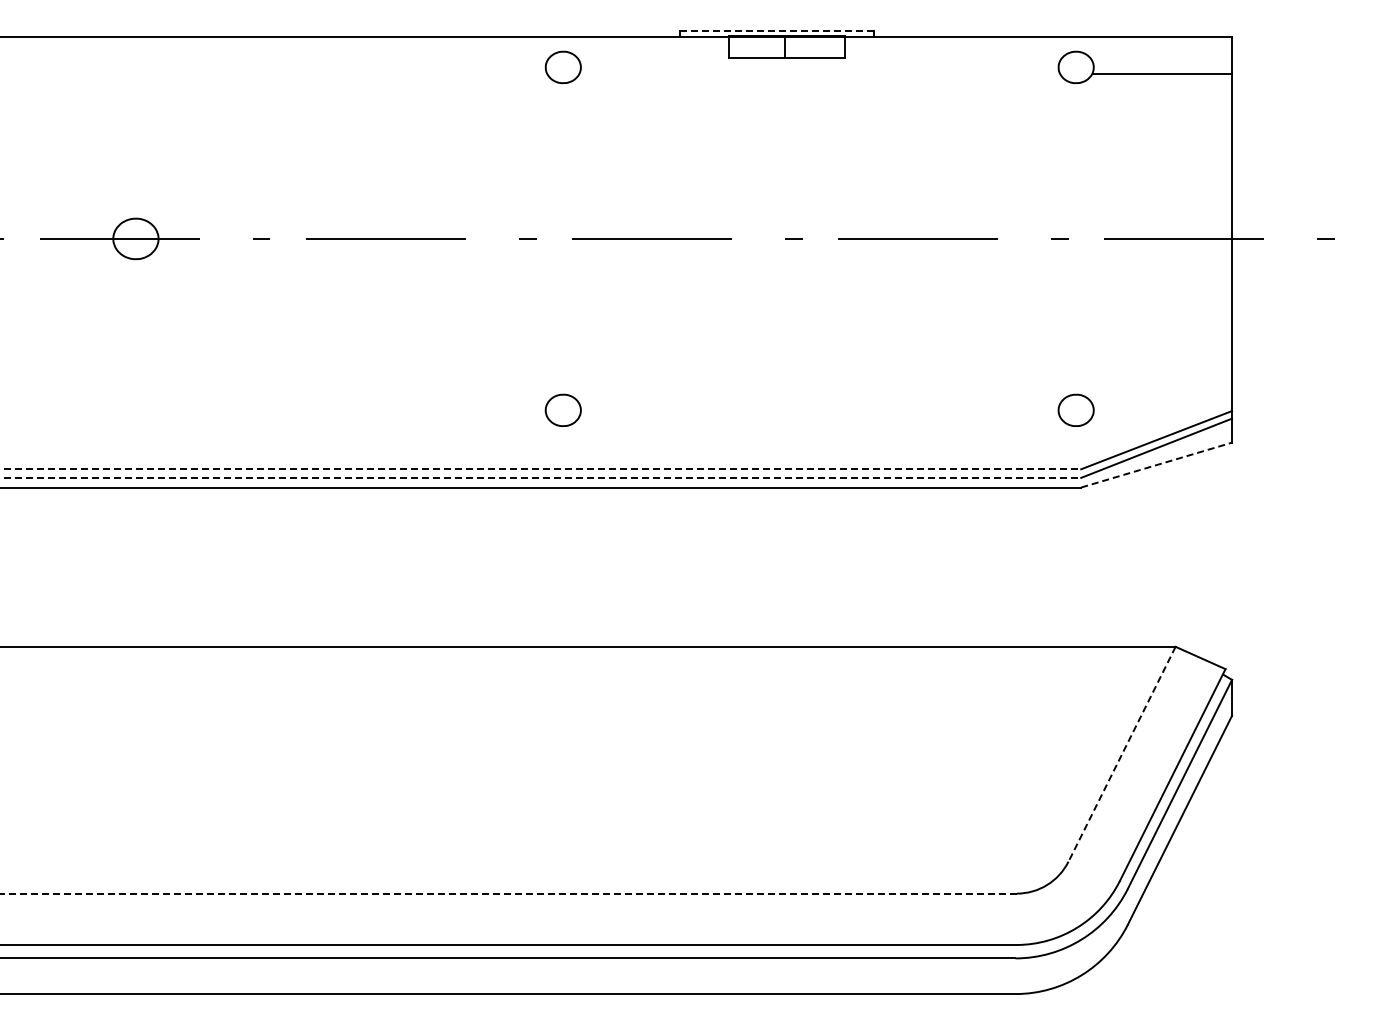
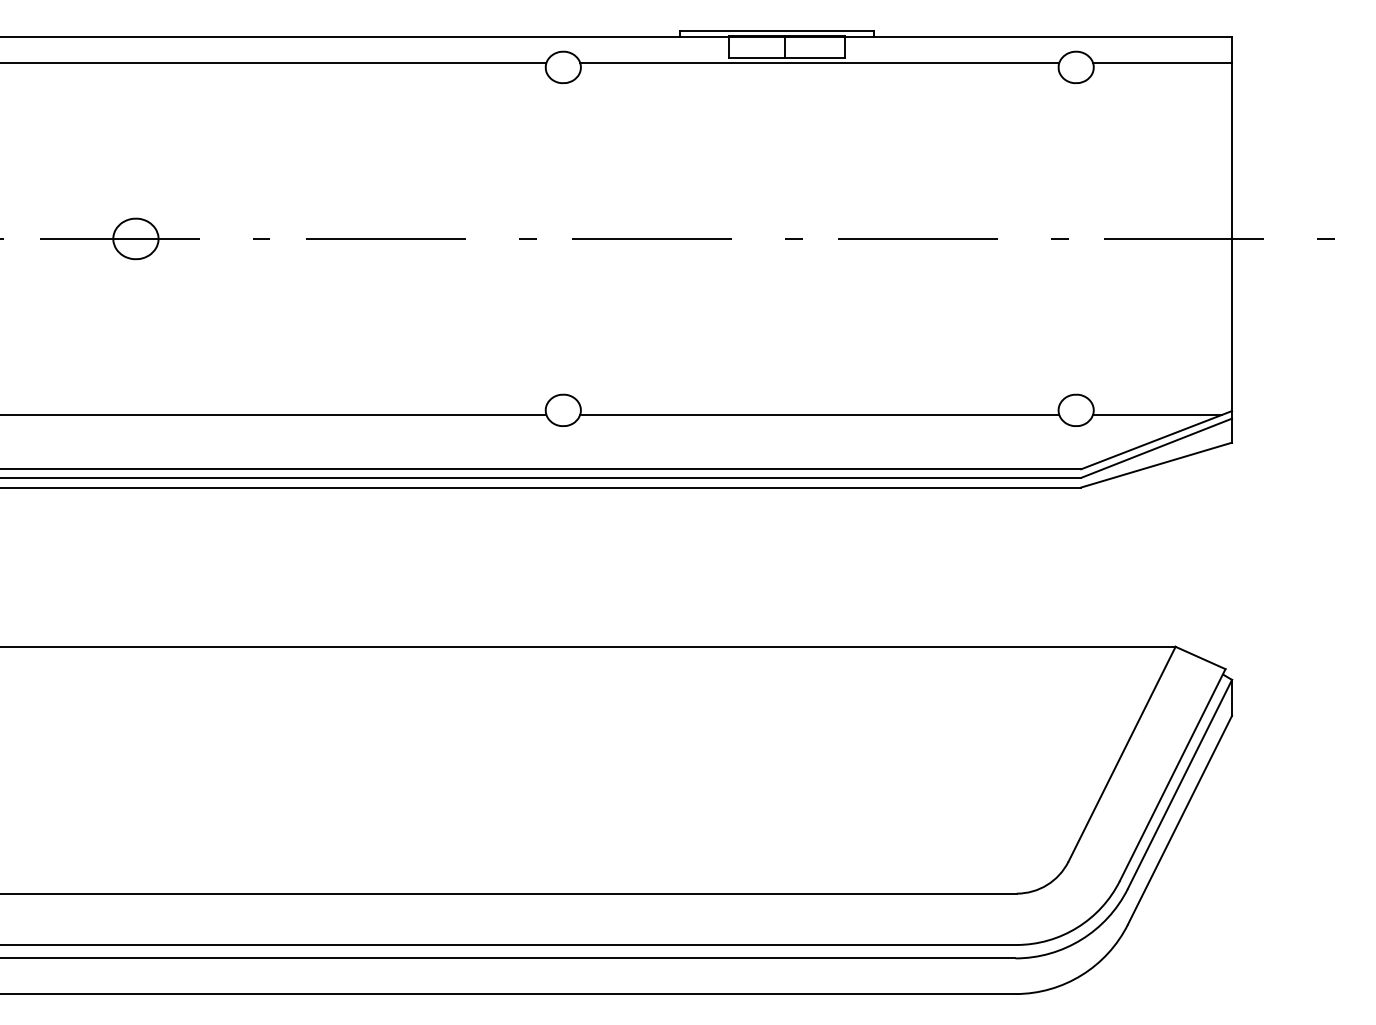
line: dashed -> solid (777, 30)
line: none -> present (274, 62)
line: none -> present (819, 62)
line position: (1162, 73) -> (1162, 62) (1162, 62)
line: none -> present (274, 414)
line: none -> present (819, 414)
line: none -> present (1157, 414)
line: dashed -> solid (1156, 465)
line: dashed -> solid (541, 469)
line: dashed -> solid (541, 477)
line: dashed -> solid (1121, 754)
line: dashed -> solid (508, 893)
